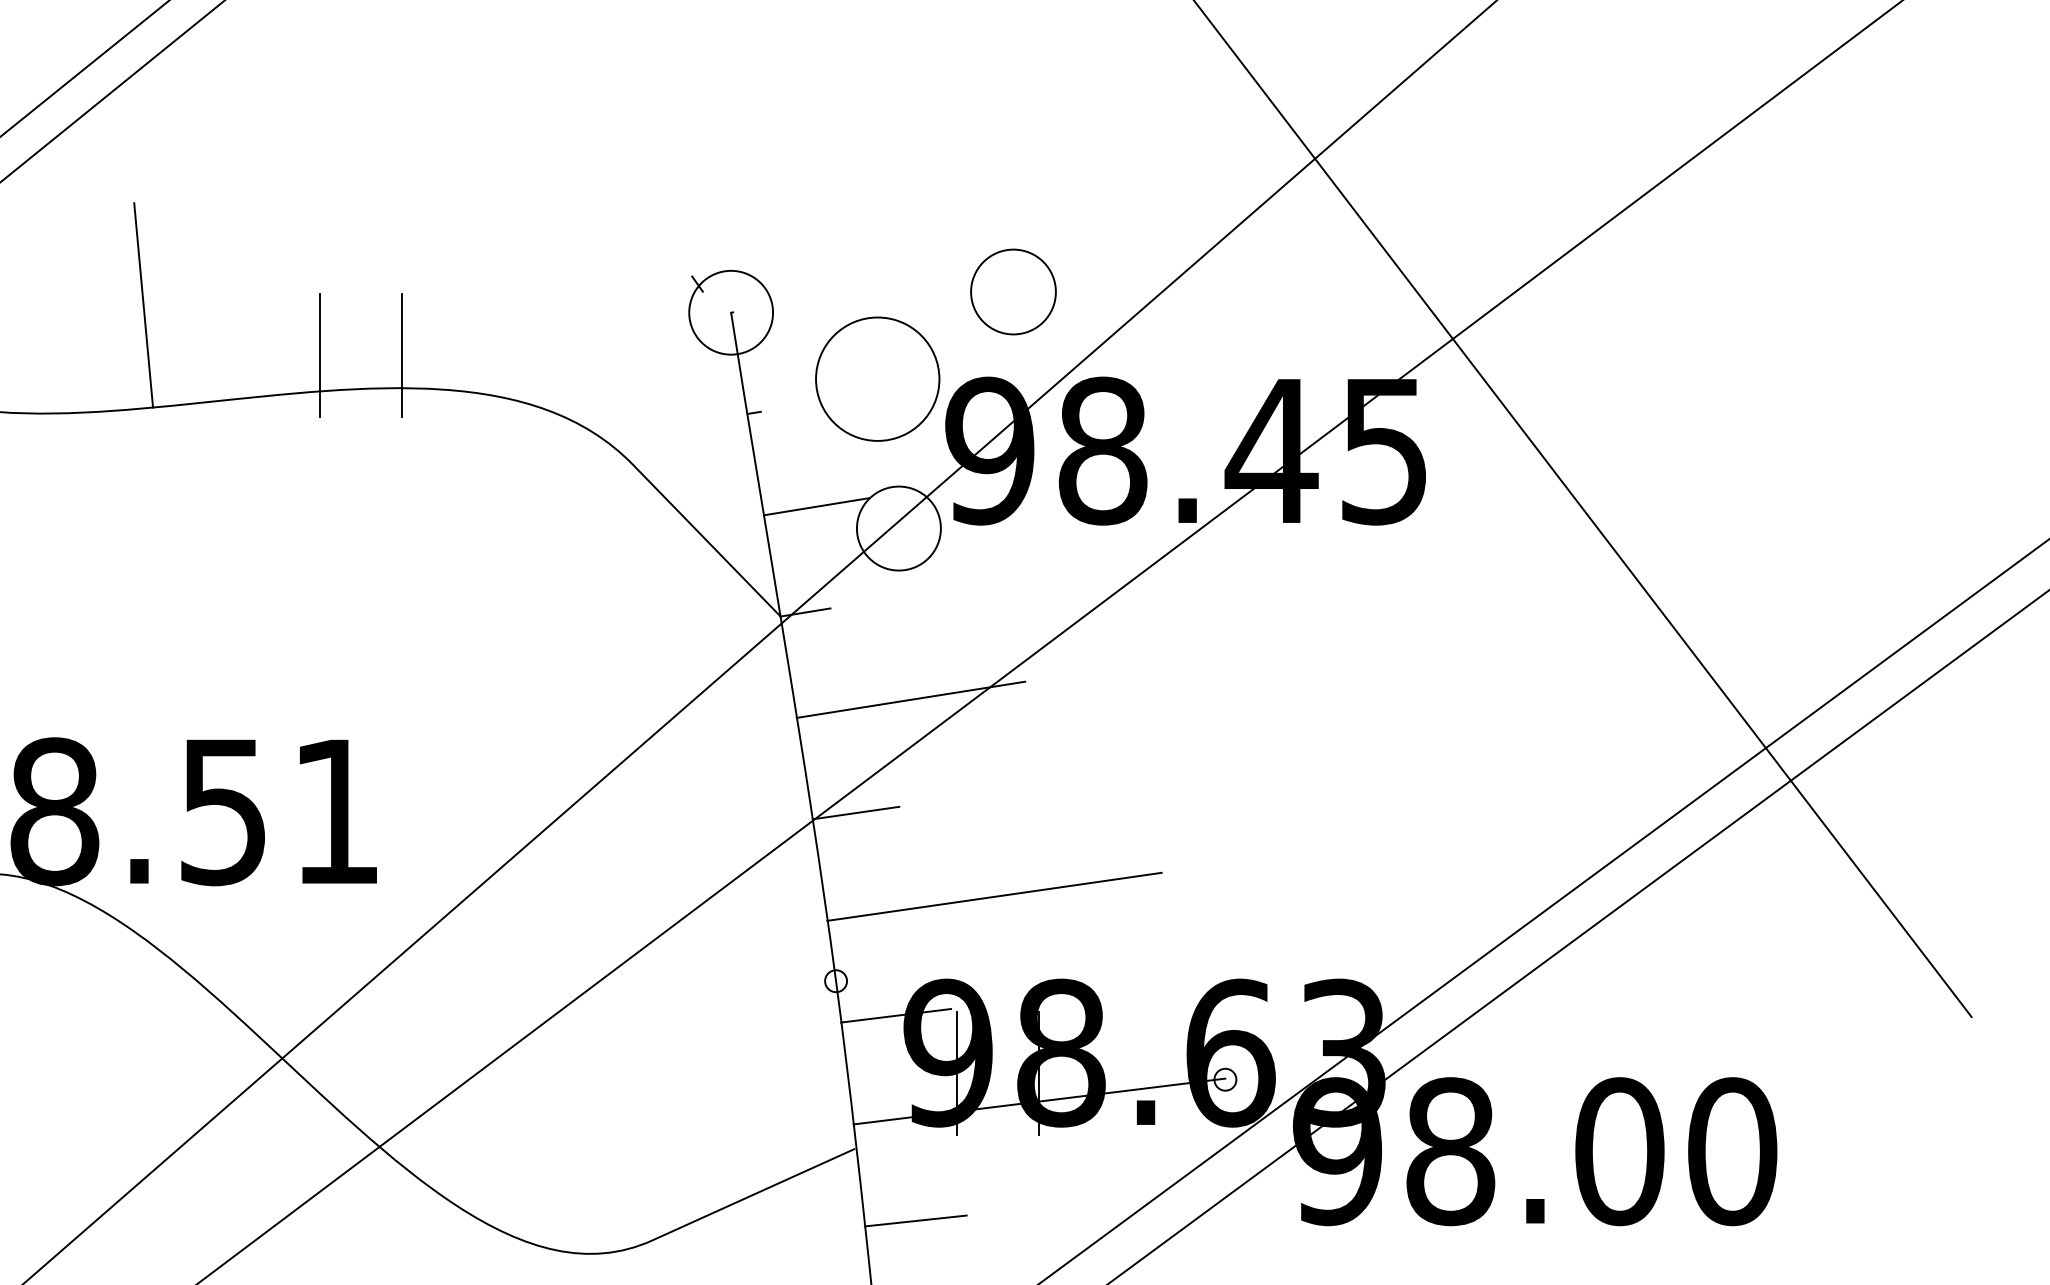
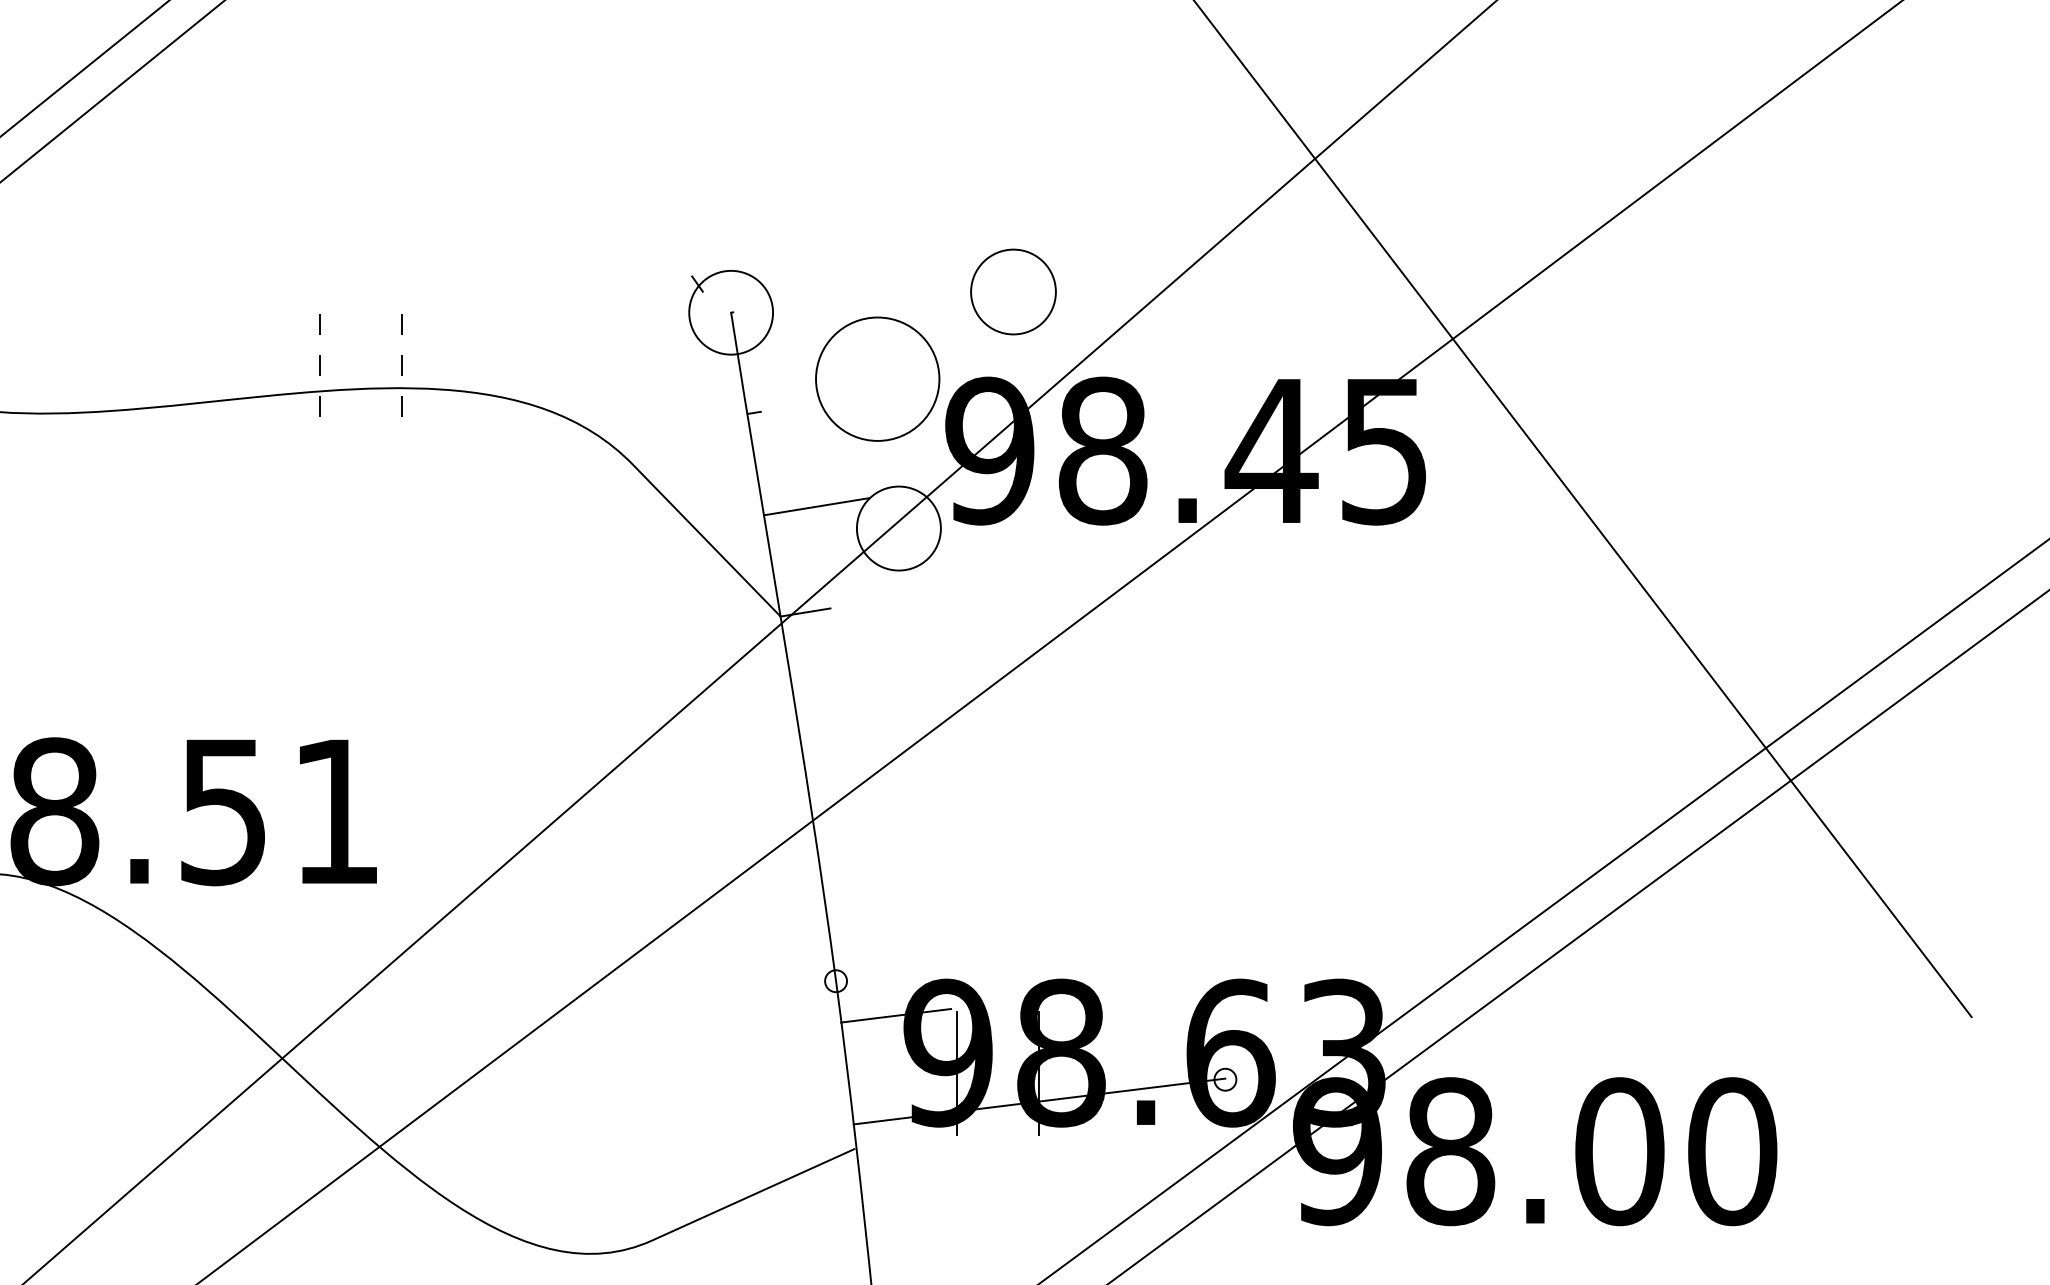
line: present -> none (143, 305)
line: solid -> dashed (320, 355)
line: solid -> dashed (402, 355)
line: present -> none (910, 699)
line: present -> none (855, 812)
line: present -> none (994, 896)
line: present -> none (915, 1220)
